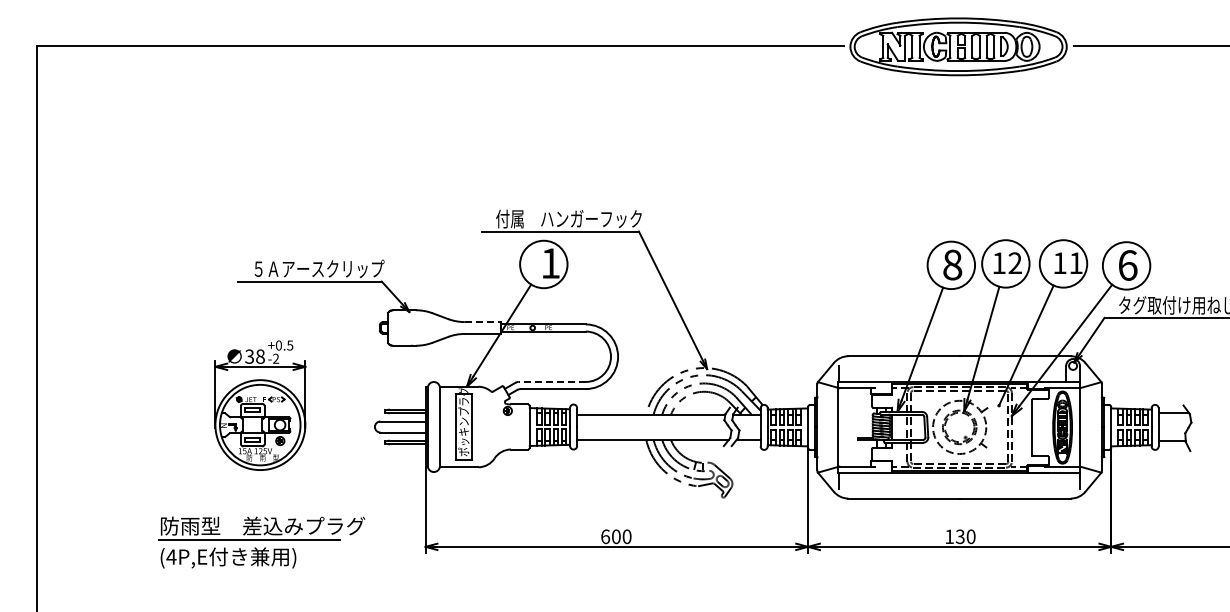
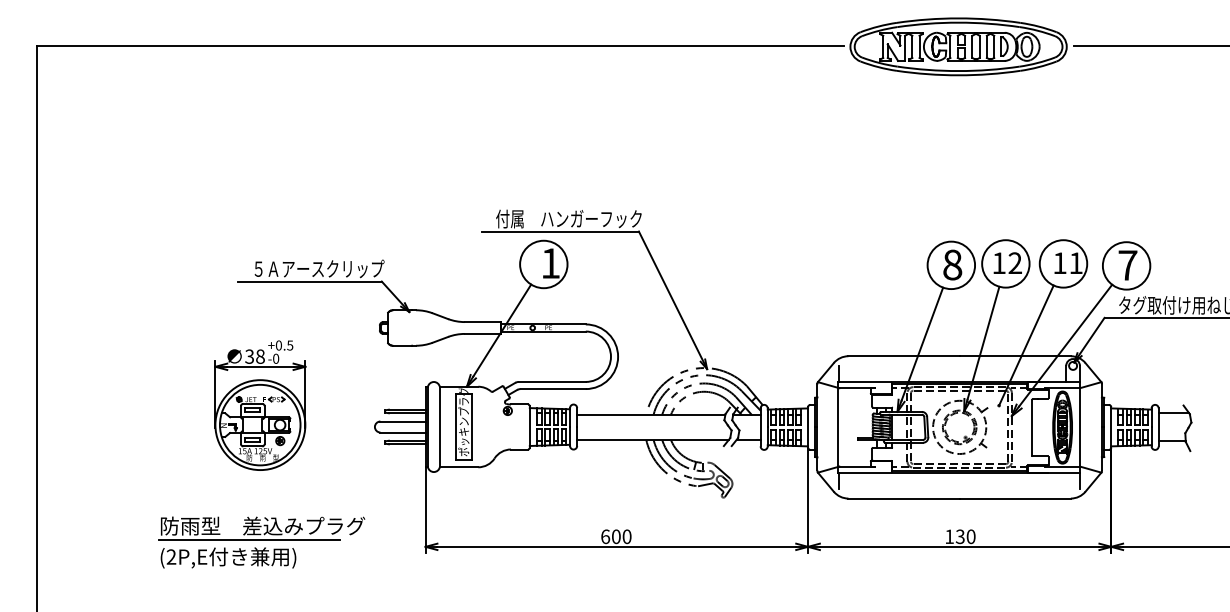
text: 6 -> 7 (1127, 265)
line: dashed -> solid (482, 322)
text: -2 -> -0 (276, 358)
line: dashed -> solid (551, 382)
text: (4P,E -> (2P,E (171, 556)
